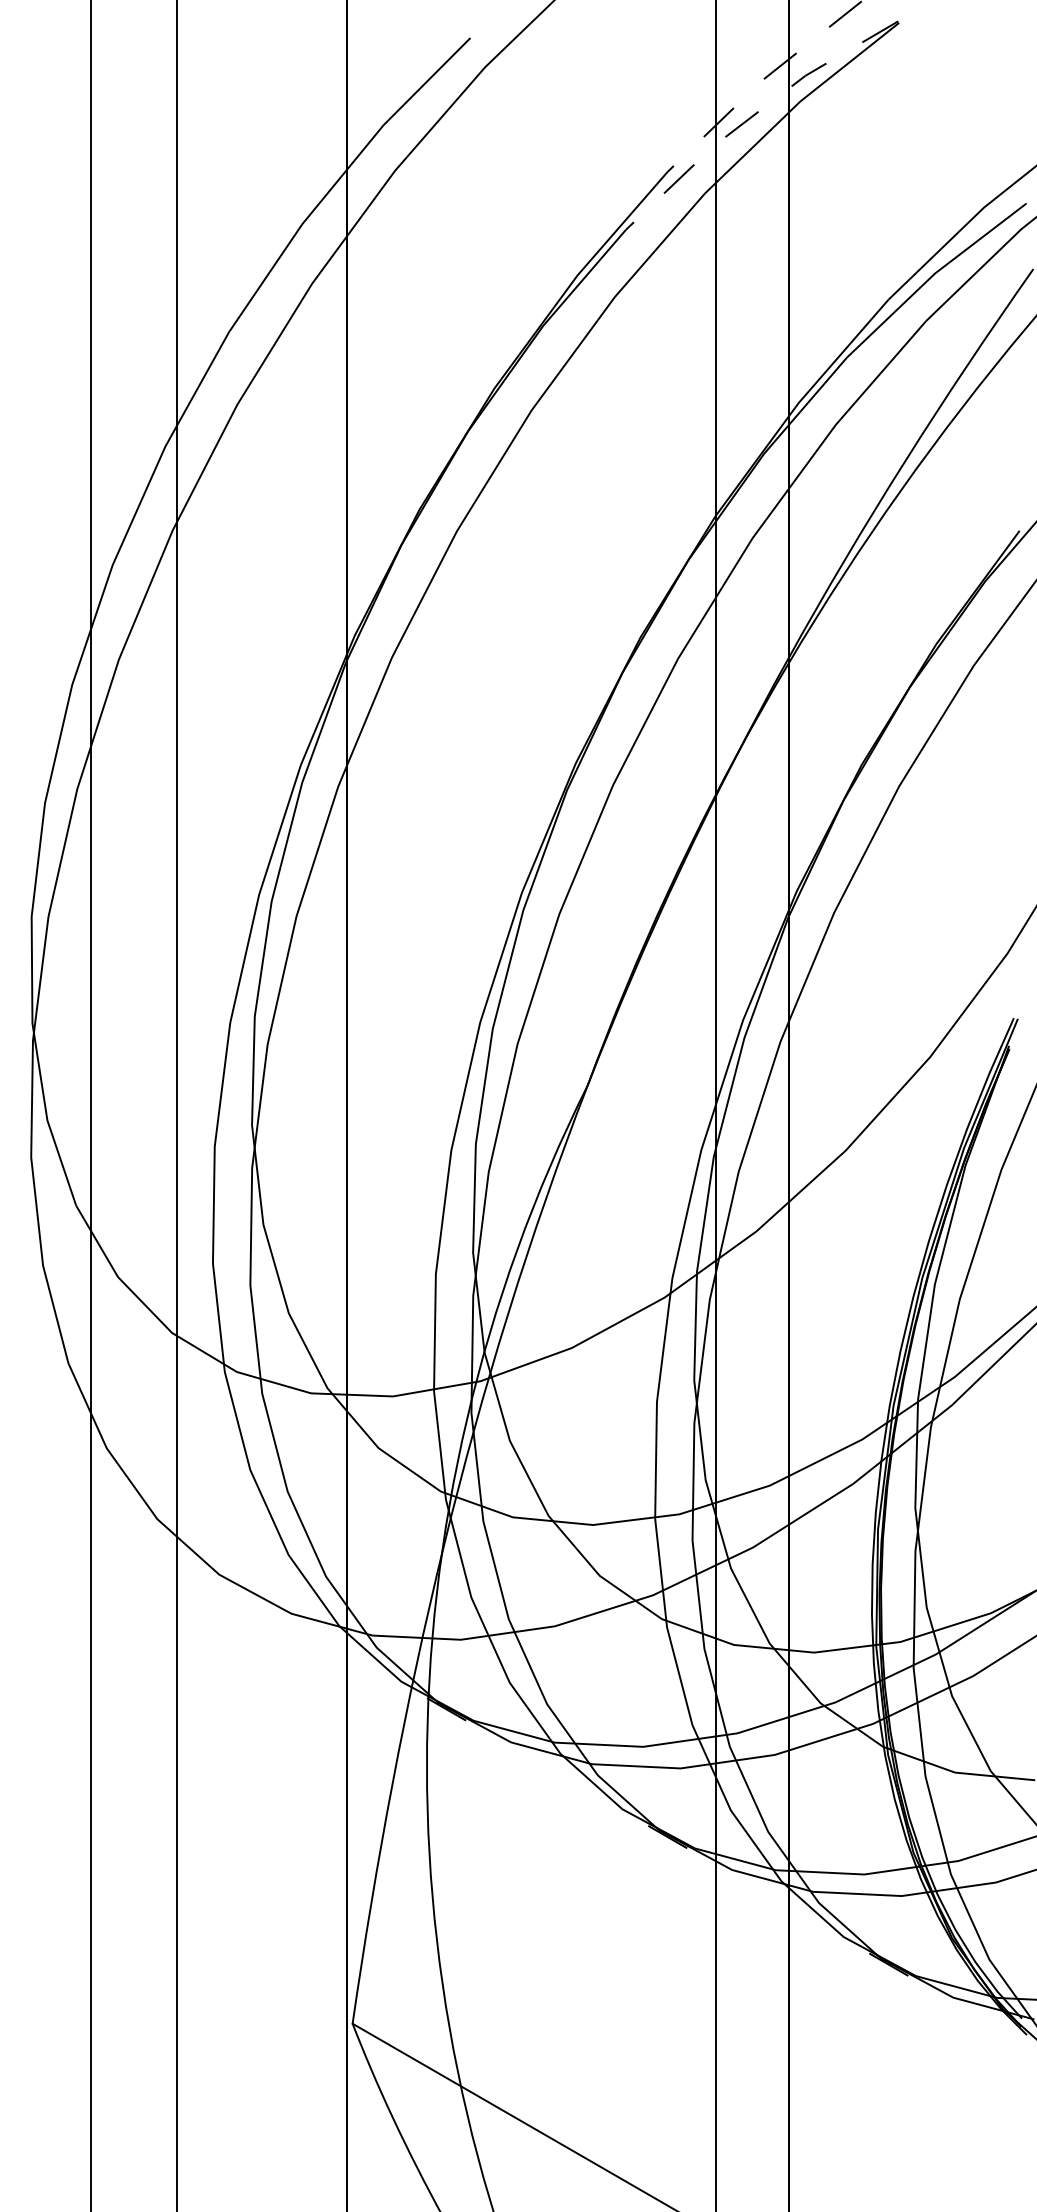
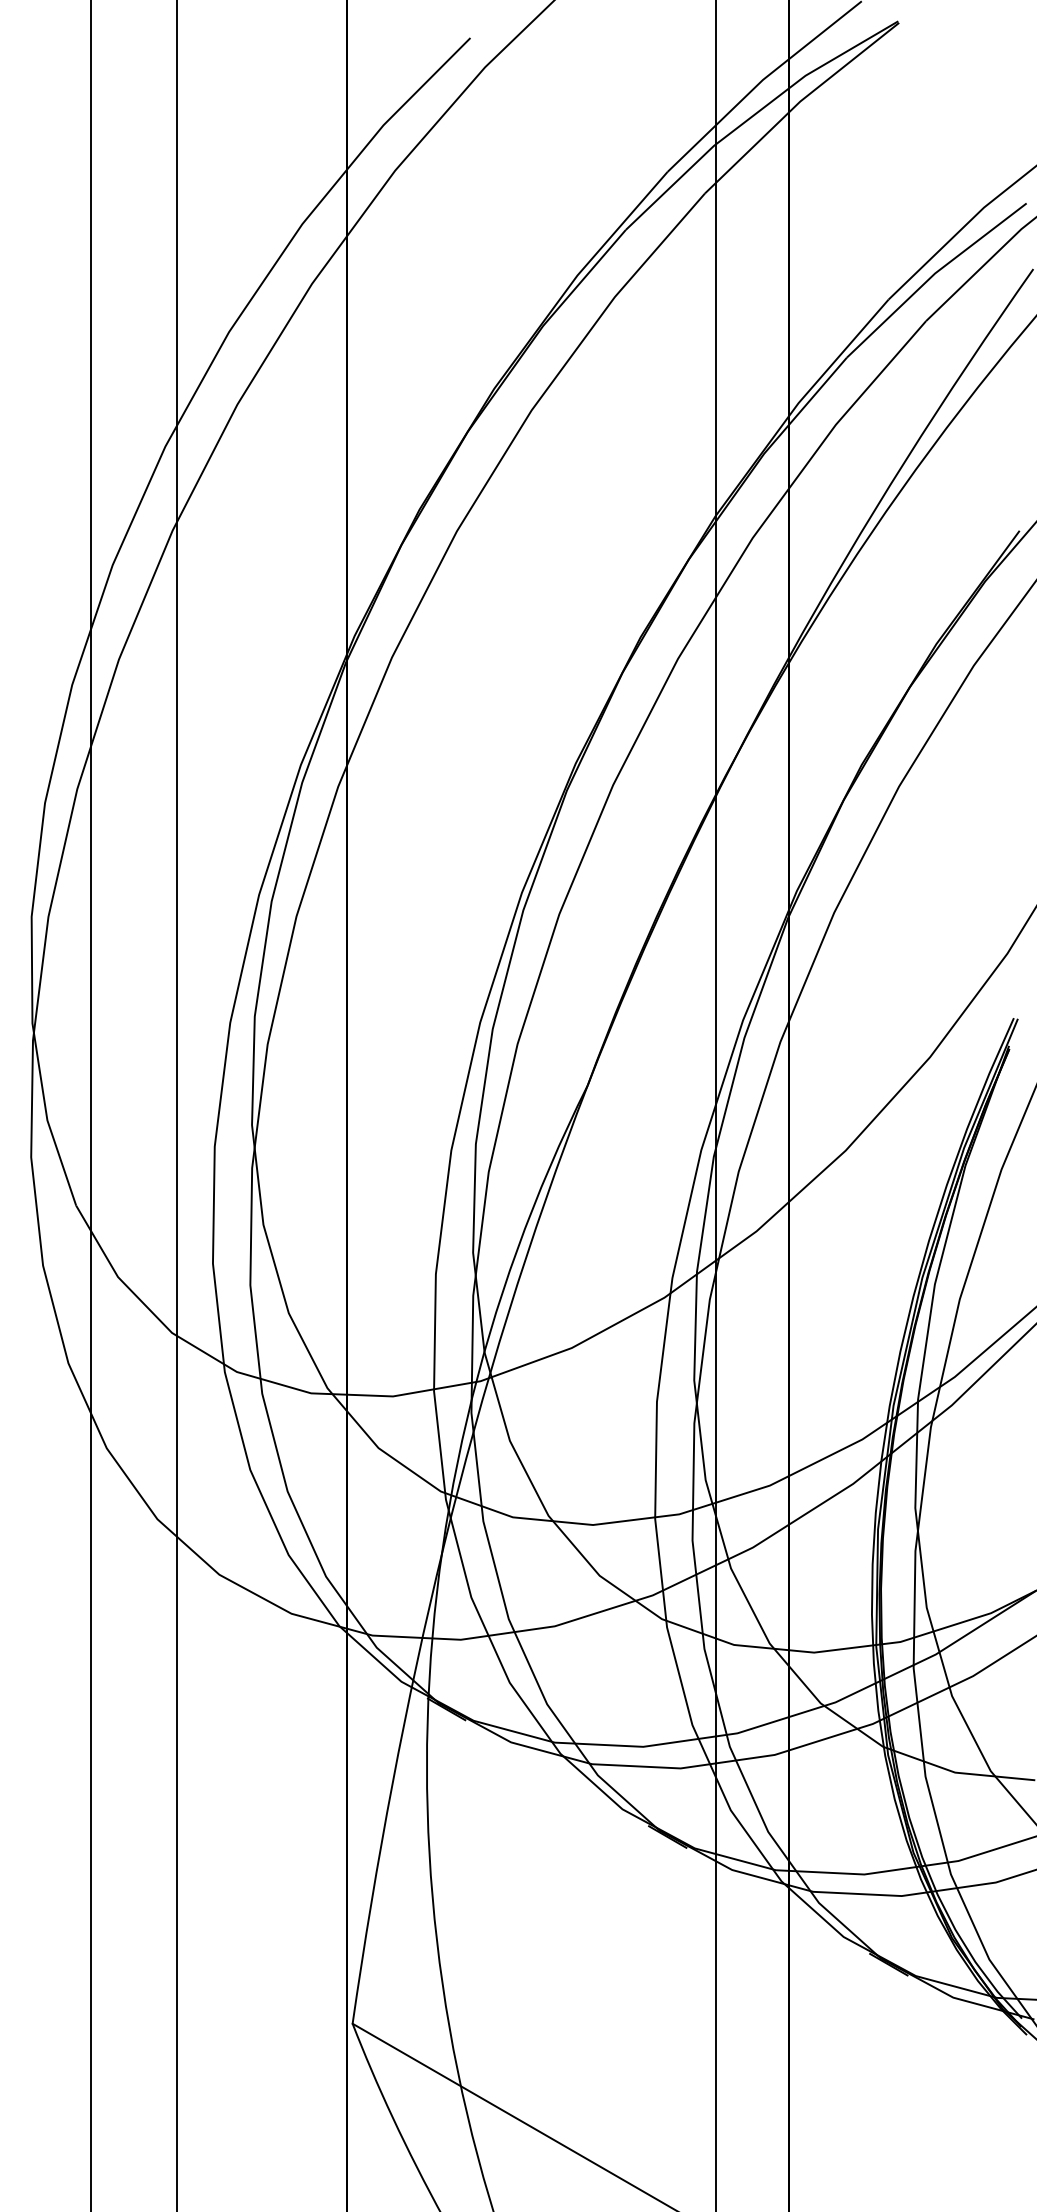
line: dashed -> solid (760, 82)
line: dashed -> solid (754, 115)
